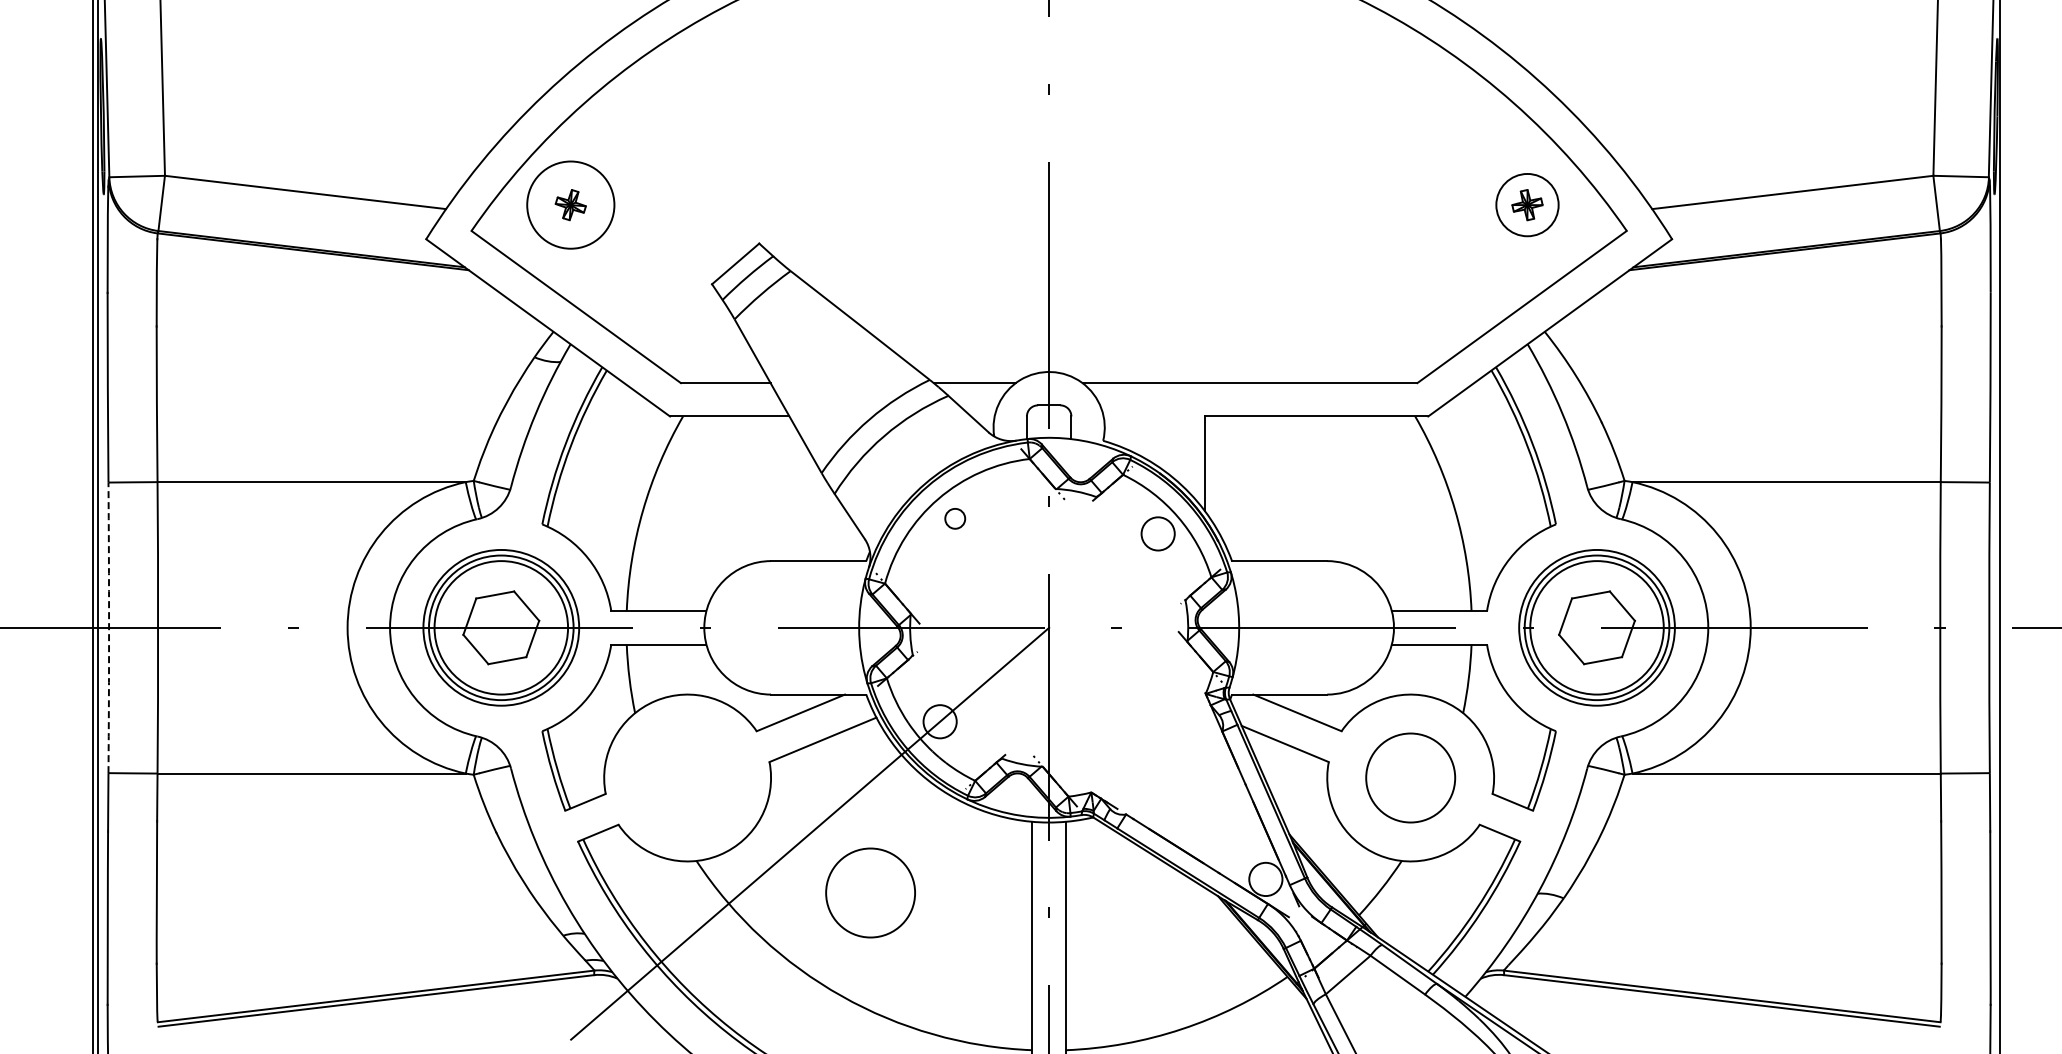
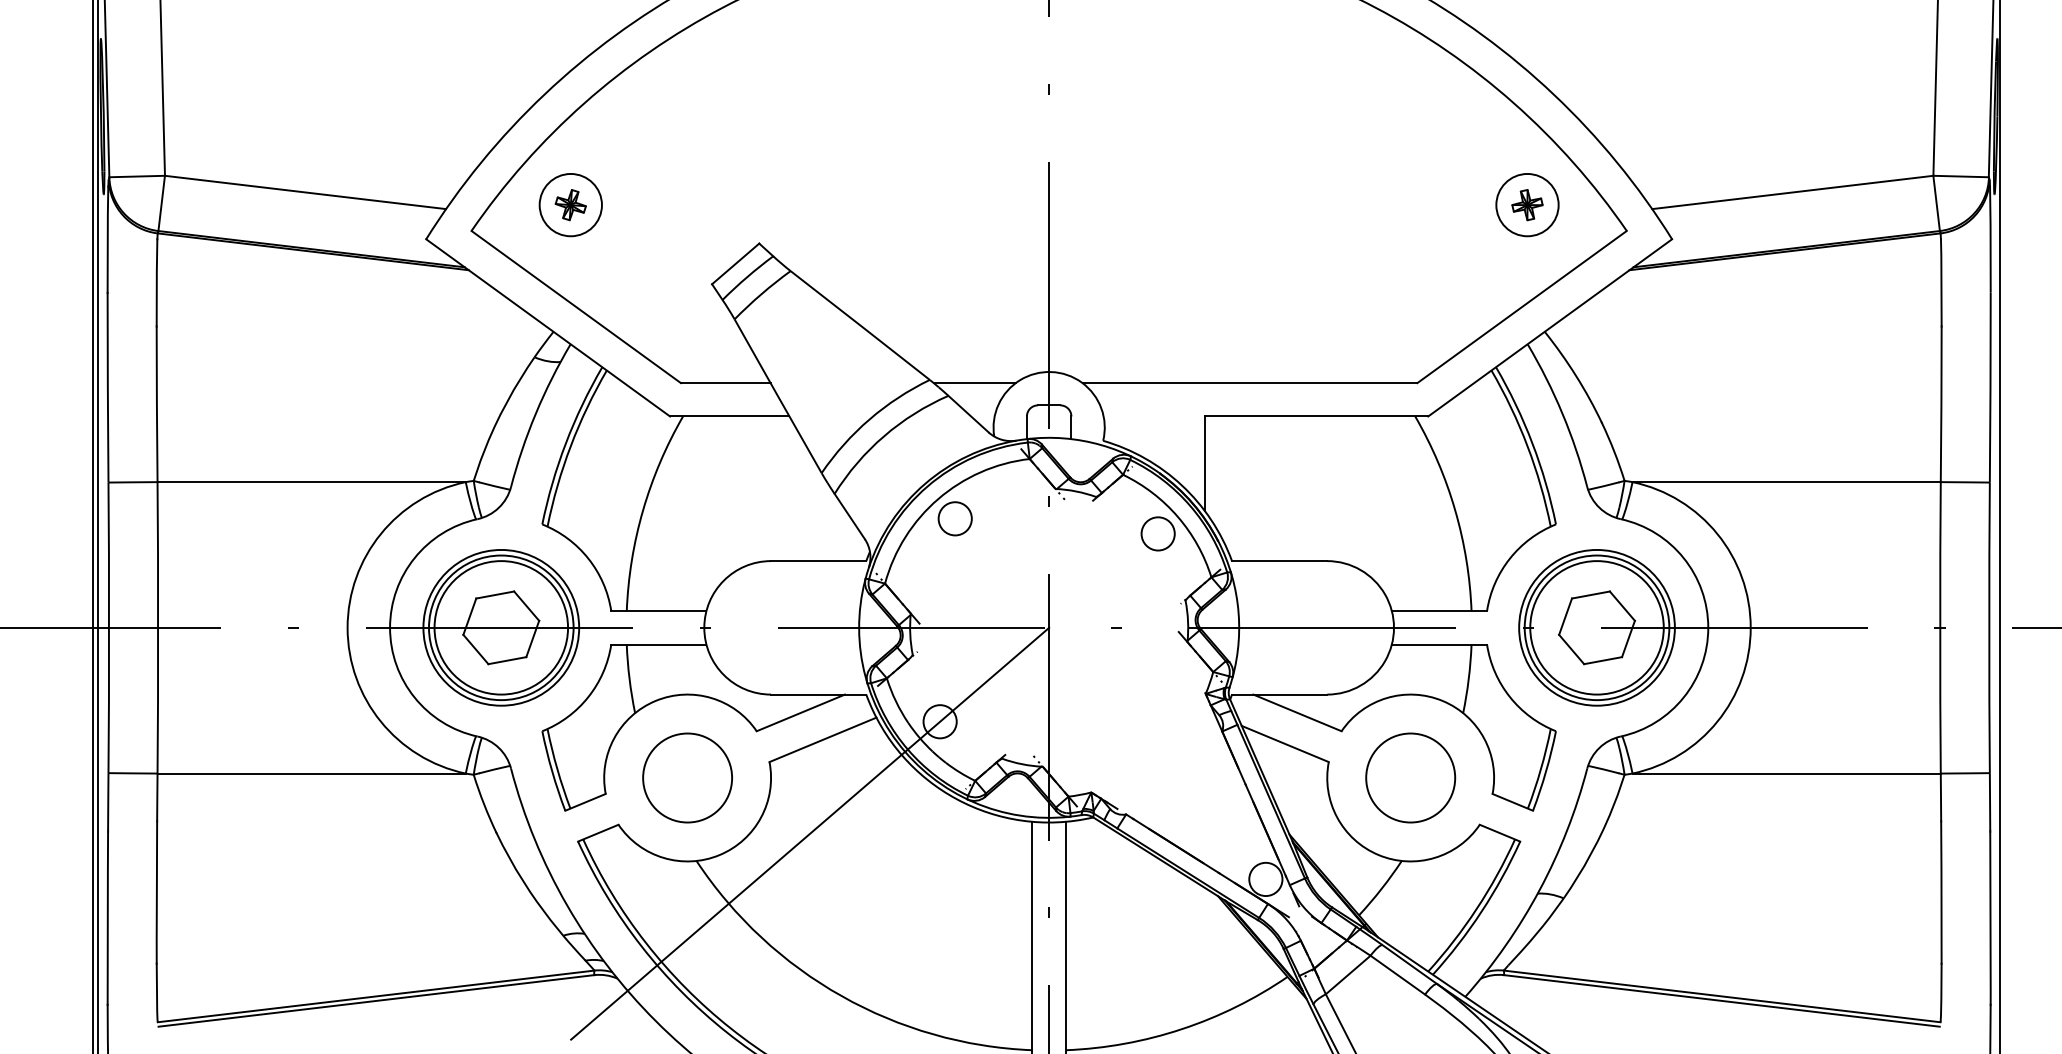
circle diameter: 87 px -> 62 px (570, 204)
circle diameter: 20 px -> 33 px (954, 518)
arc: dashed -> solid (109, 627)
circle position: (870, 892) -> (687, 777) (687, 777)
